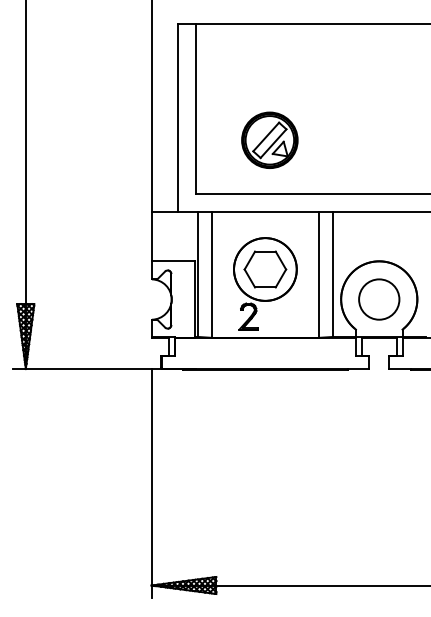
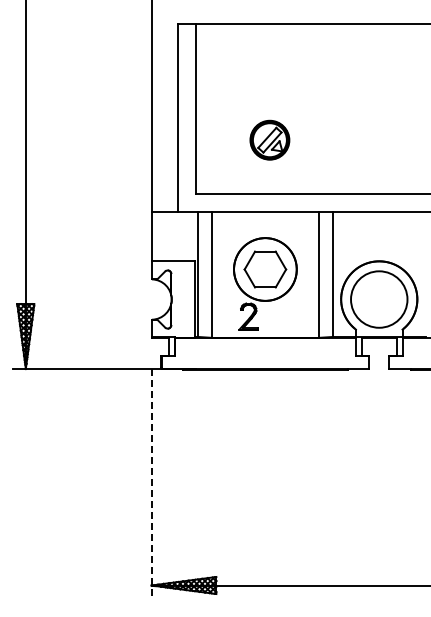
part size: 58x58 px -> 42x42 px (269, 139)
circle diameter: 40 px -> 56 px (379, 299)
line: solid -> dashed (151, 483)
